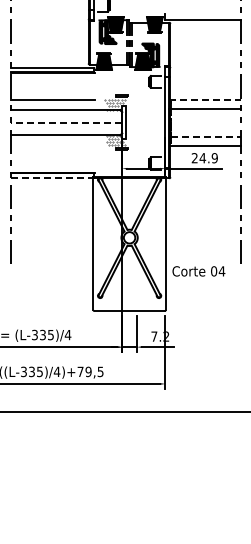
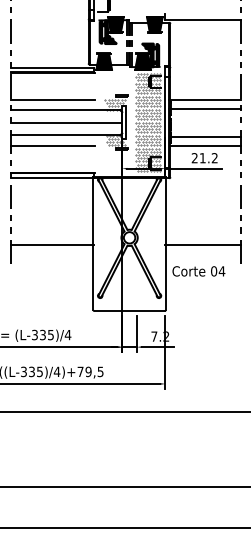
line: dashed -> solid (205, 99)
line: dashed -> solid (66, 122)
hatch: none -> present (148, 122)
line: dashed -> solid (206, 136)
line: none -> present (52, 145)
text: 24.9 -> 21.2 (208, 158)
line: dashed -> solid (52, 177)
line: none -> present (51, 245)
line: none -> present (202, 245)
line: none -> present (124, 486)
line: none -> present (124, 527)
